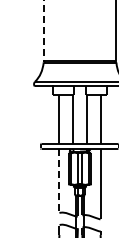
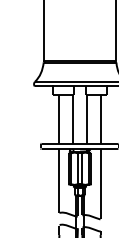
line: dashed -> solid (43, 31)
line: dashed -> solid (59, 180)
